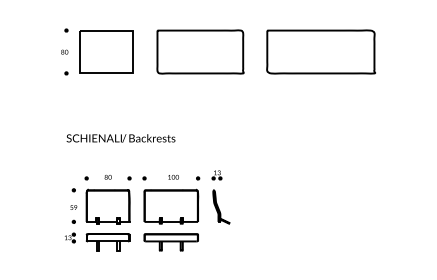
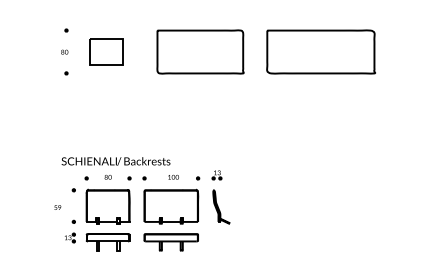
part size: 55x44 px -> 35x28 px (106, 51)
text position: (120, 138) -> (115, 161) (115, 161)
text position: (73, 207) -> (57, 207) (57, 207)
